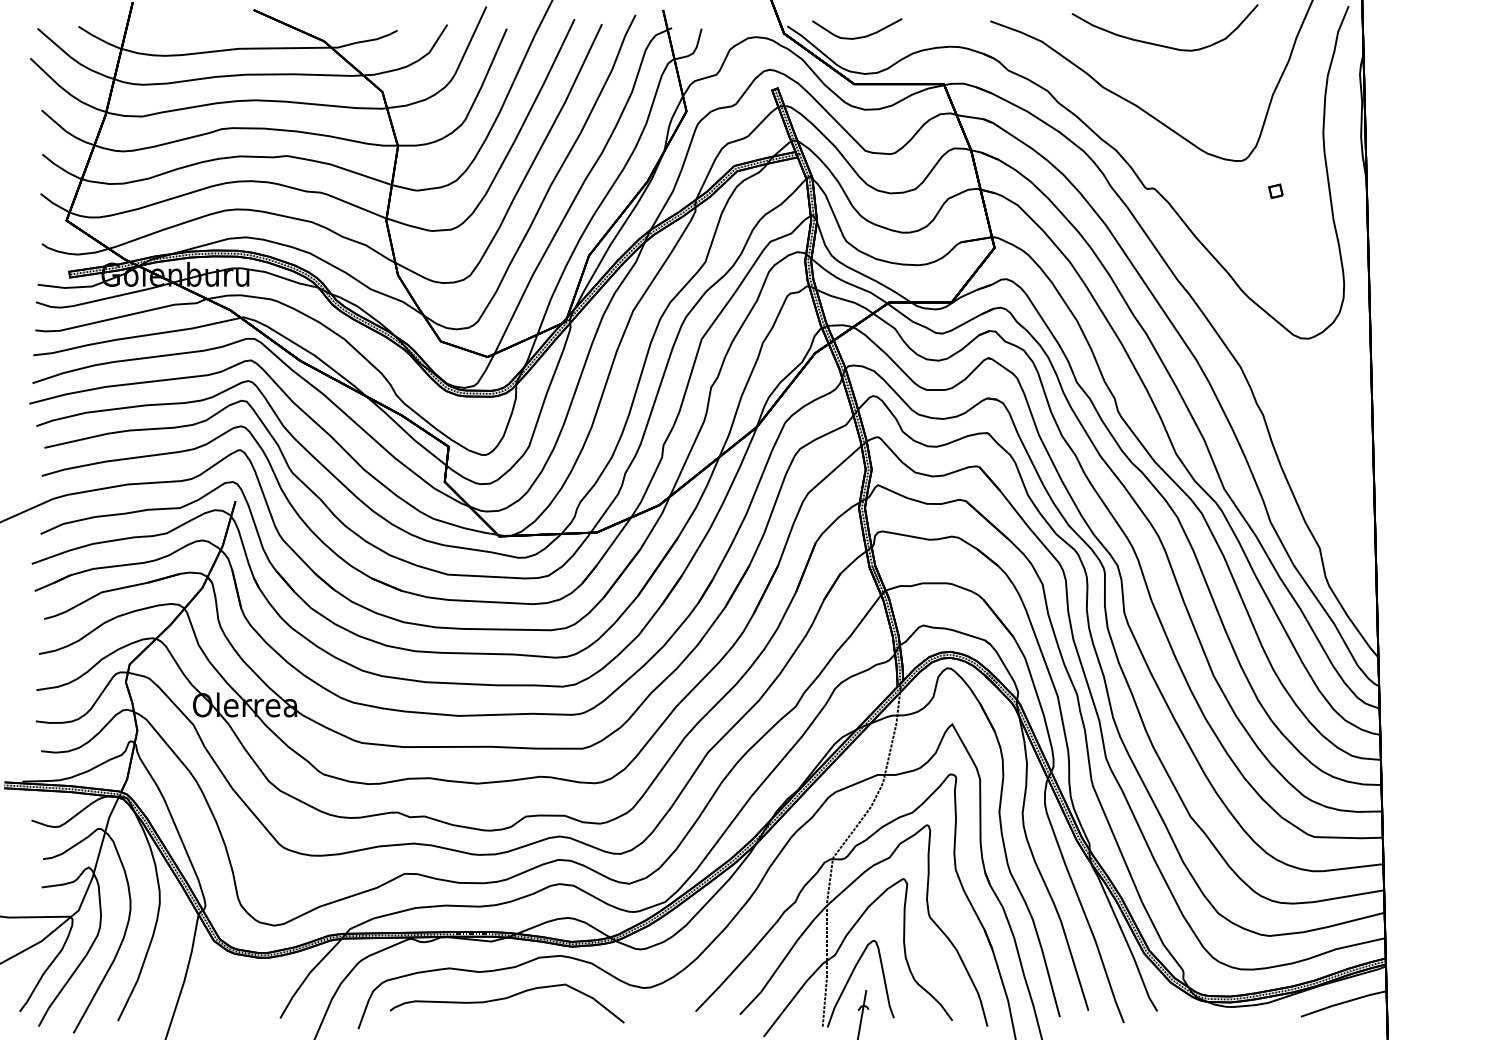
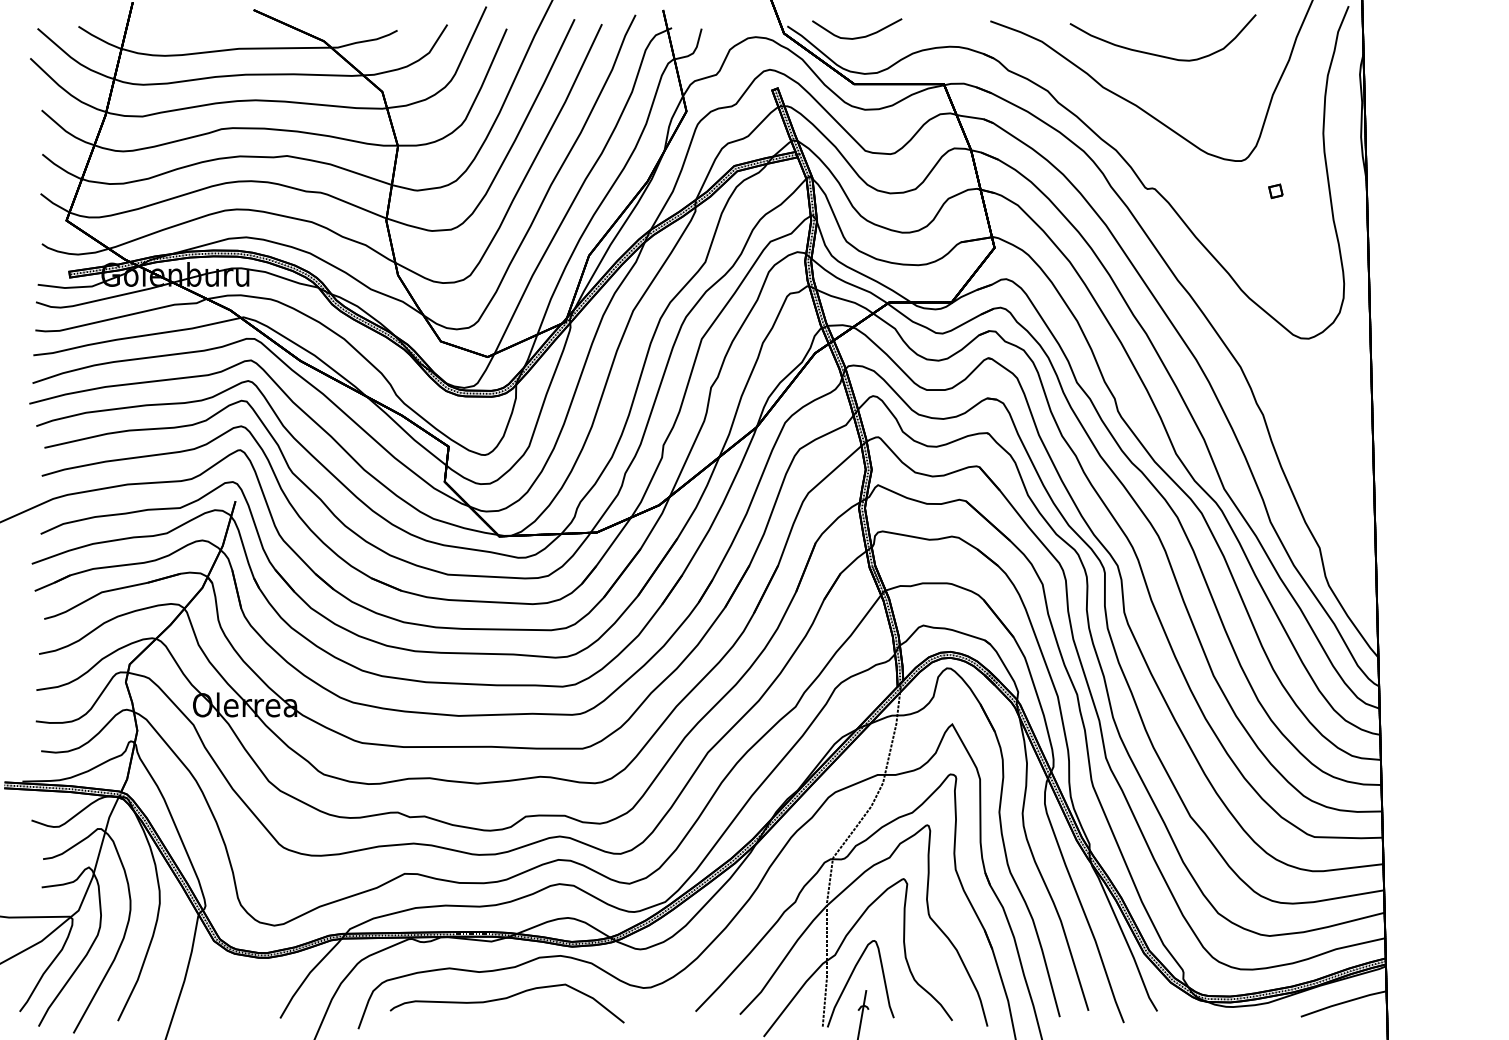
curve position: (1160, 44) -> (1158, 54) (1158, 54)
